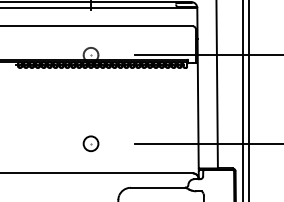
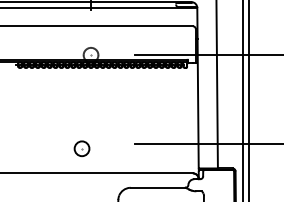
part position: (90, 143) -> (81, 148) (81, 148)
